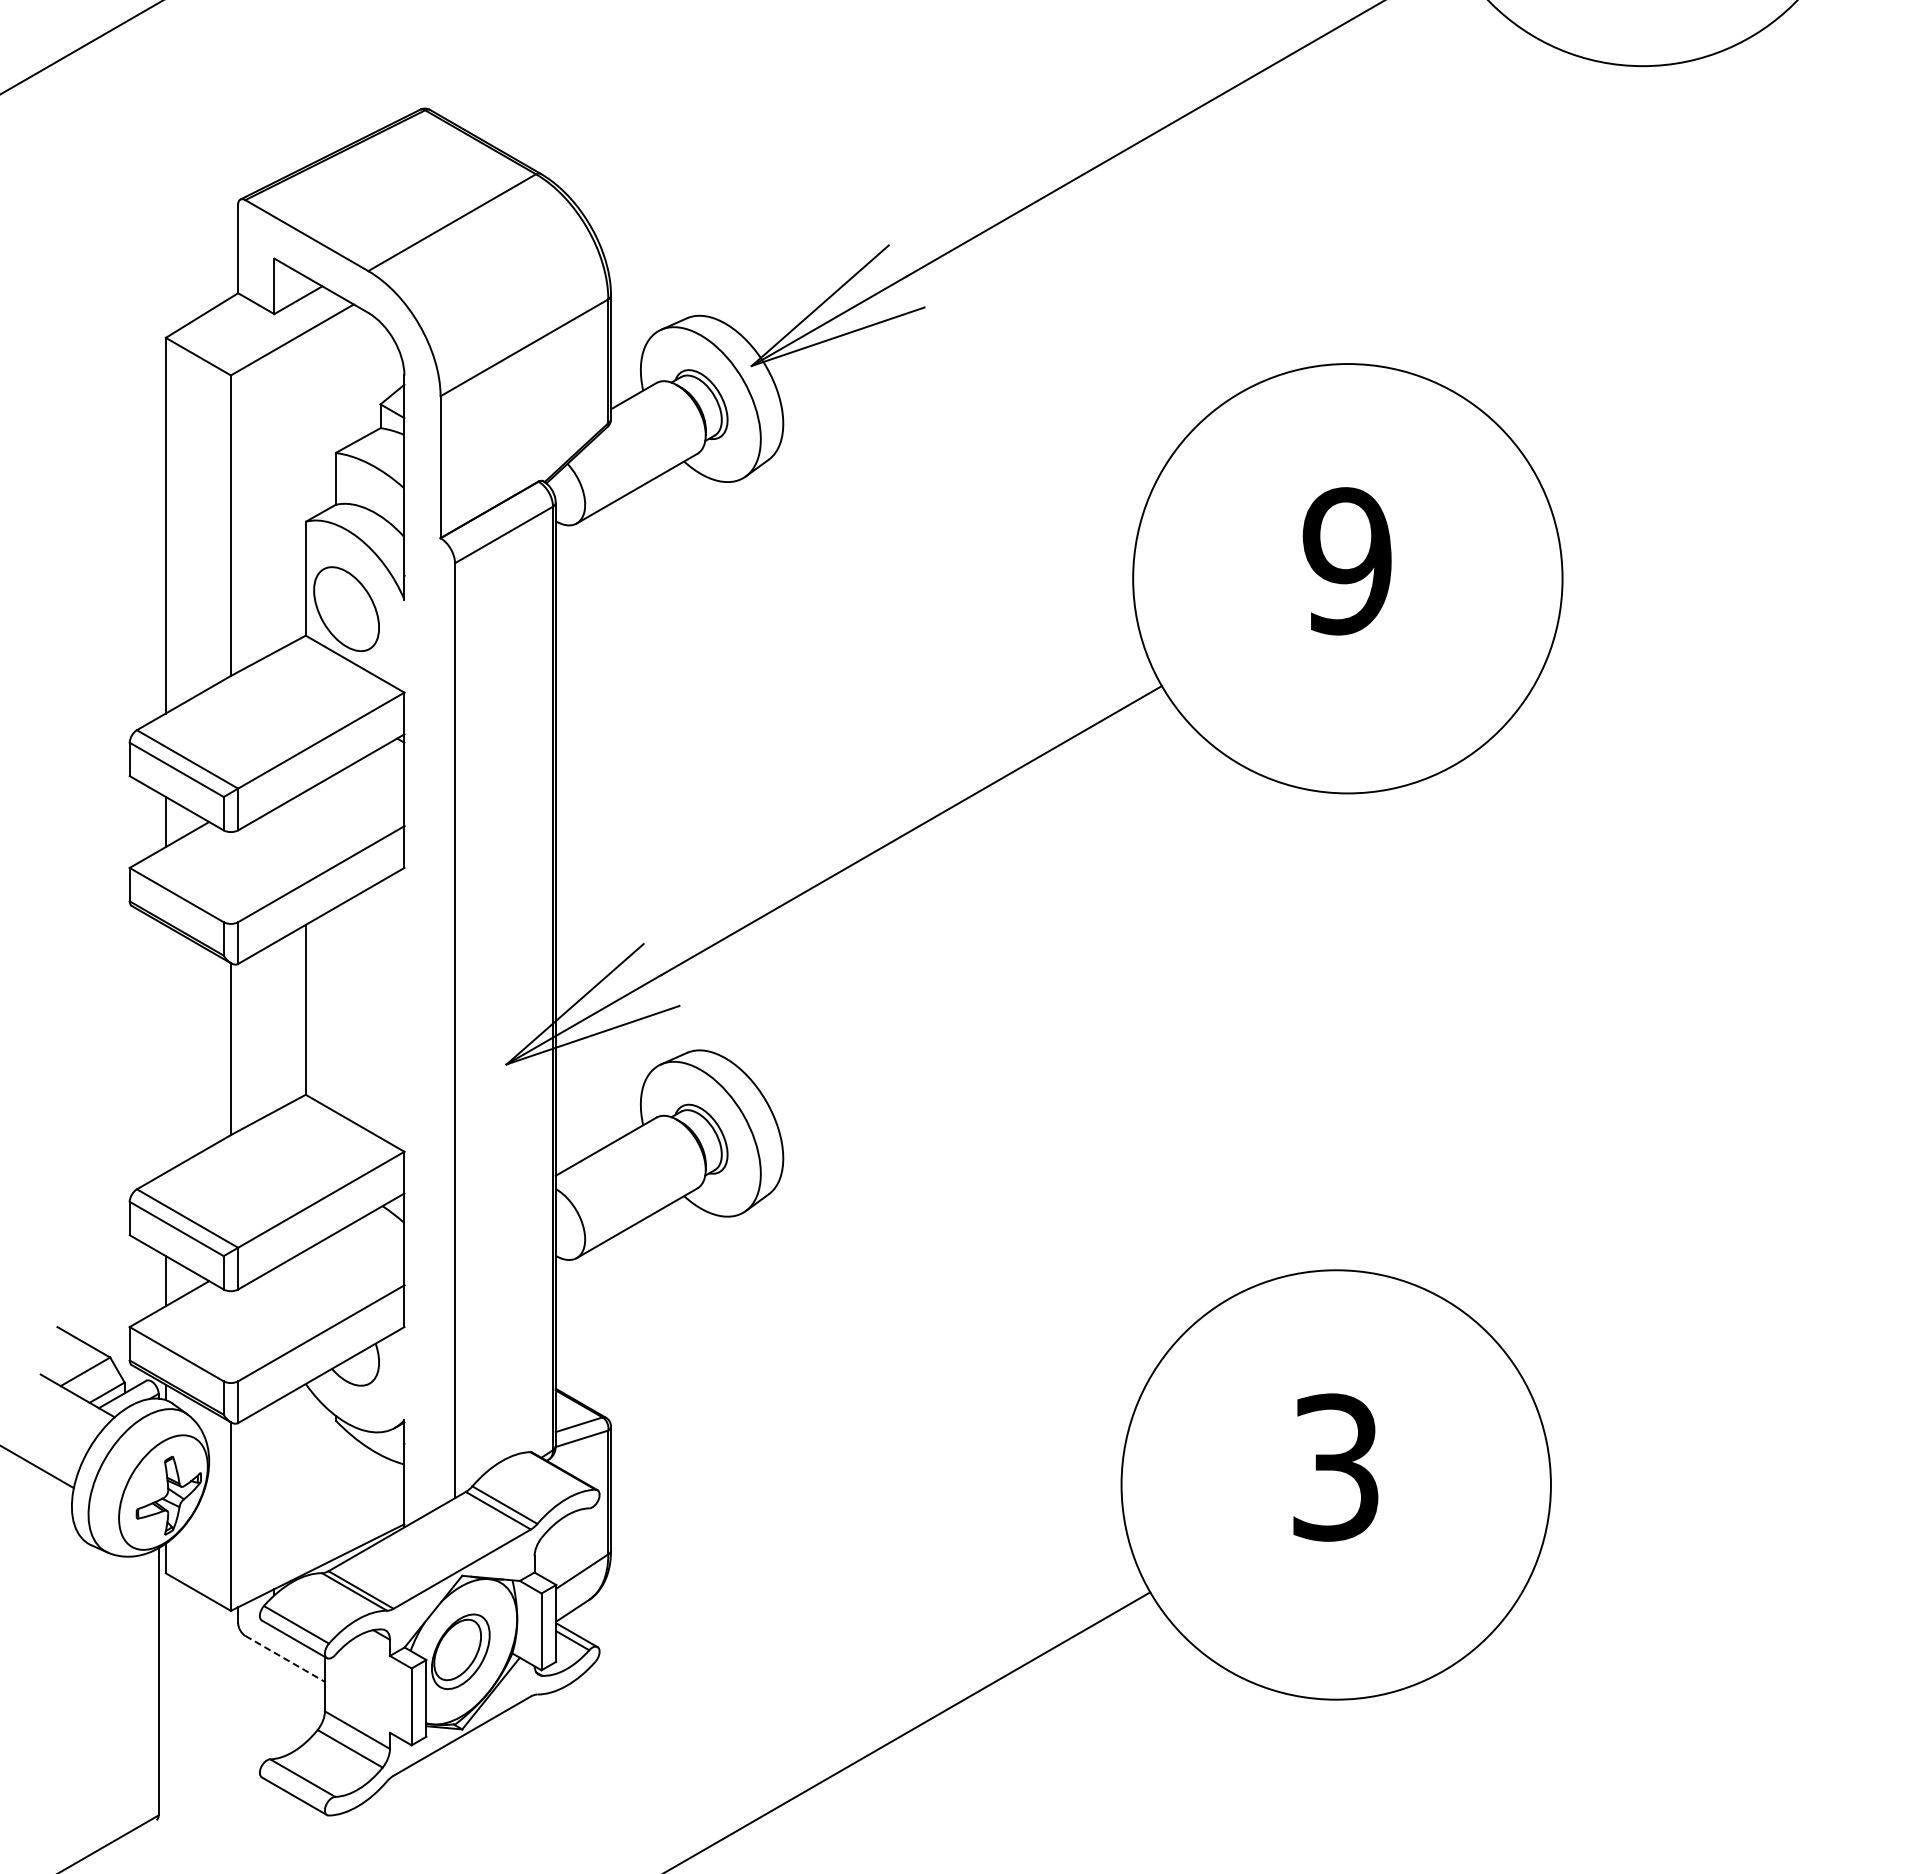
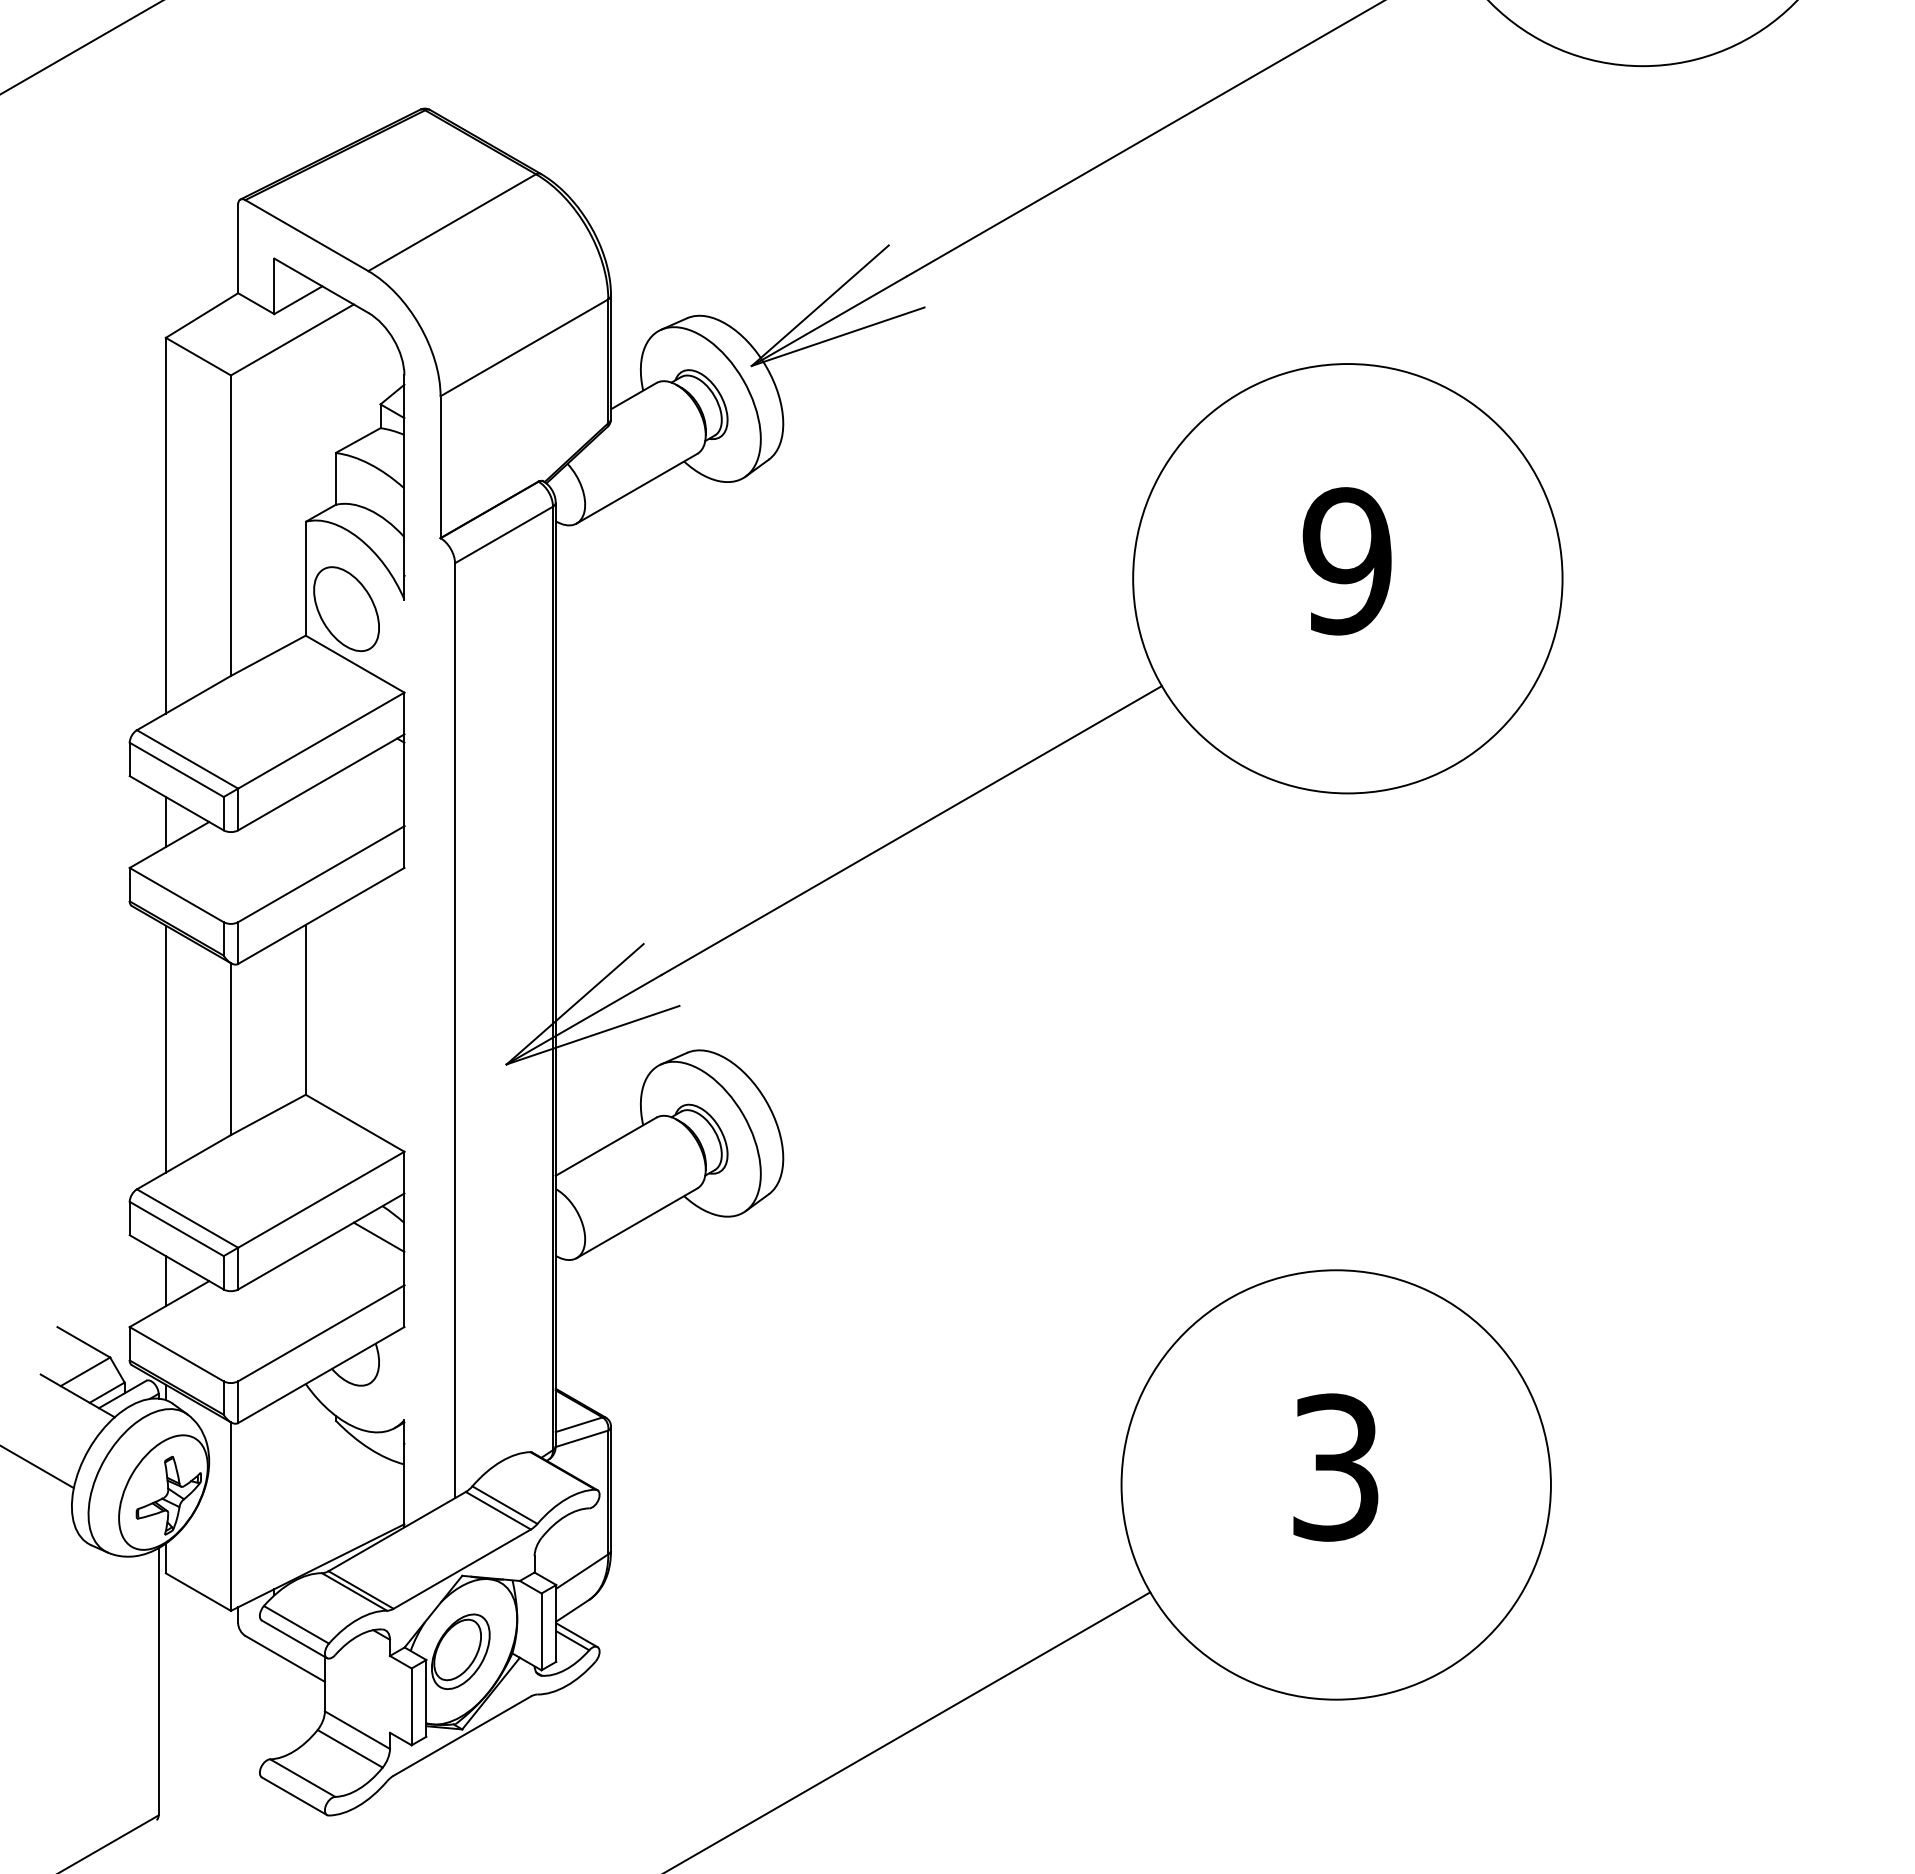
line: none -> present (165, 1048)
line: none -> present (378, 1236)
line: dashed -> solid (285, 1658)
